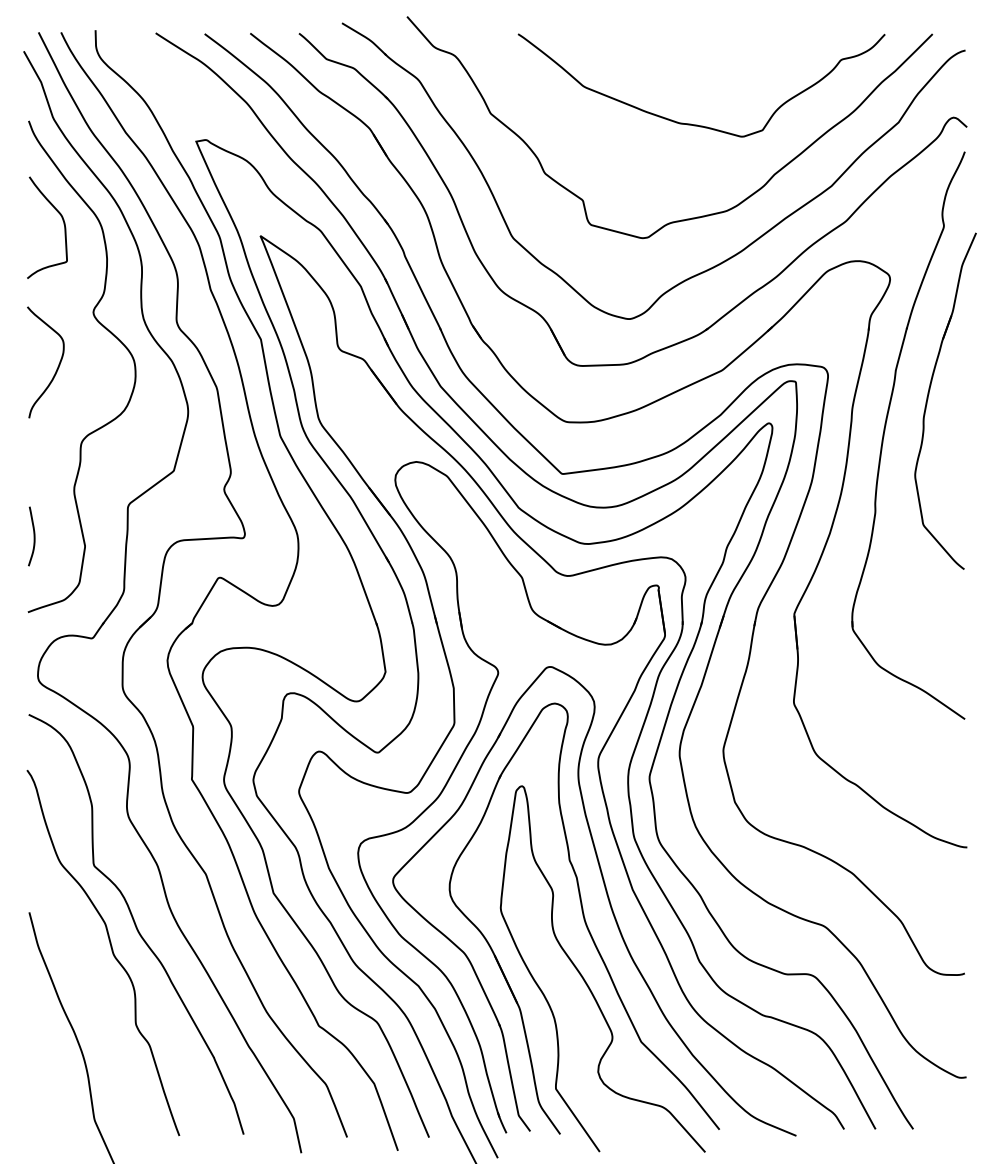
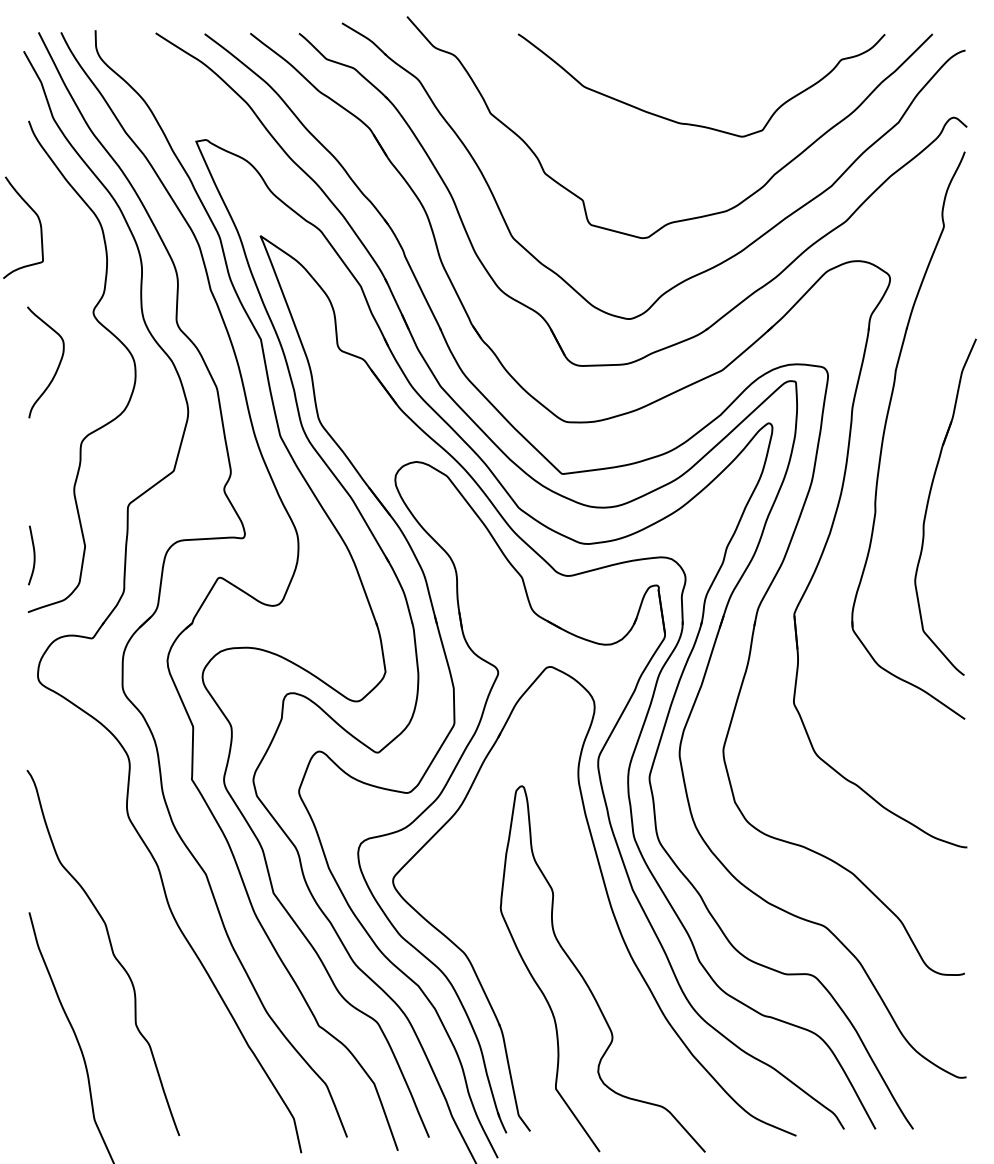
curve position: (63, 224) -> (39, 224) (39, 224)
part position: (928, 399) -> (928, 505) (928, 505)
curve position: (33, 536) -> (33, 555) (33, 555)
part: present -> none (583, 918)
curve: present -> none (136, 924)
